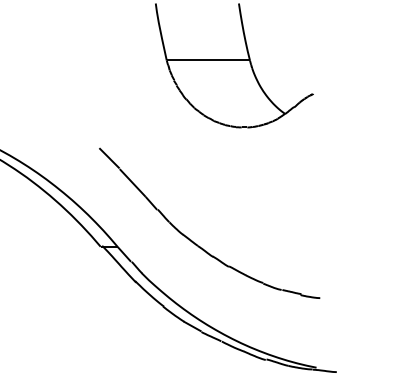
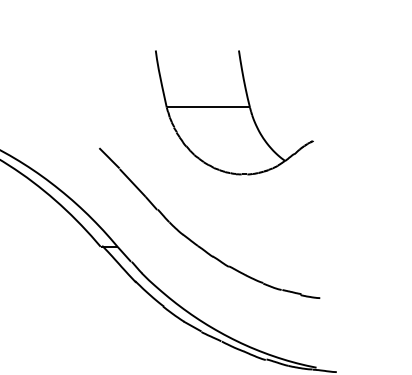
part position: (234, 65) -> (234, 112) (234, 112)
